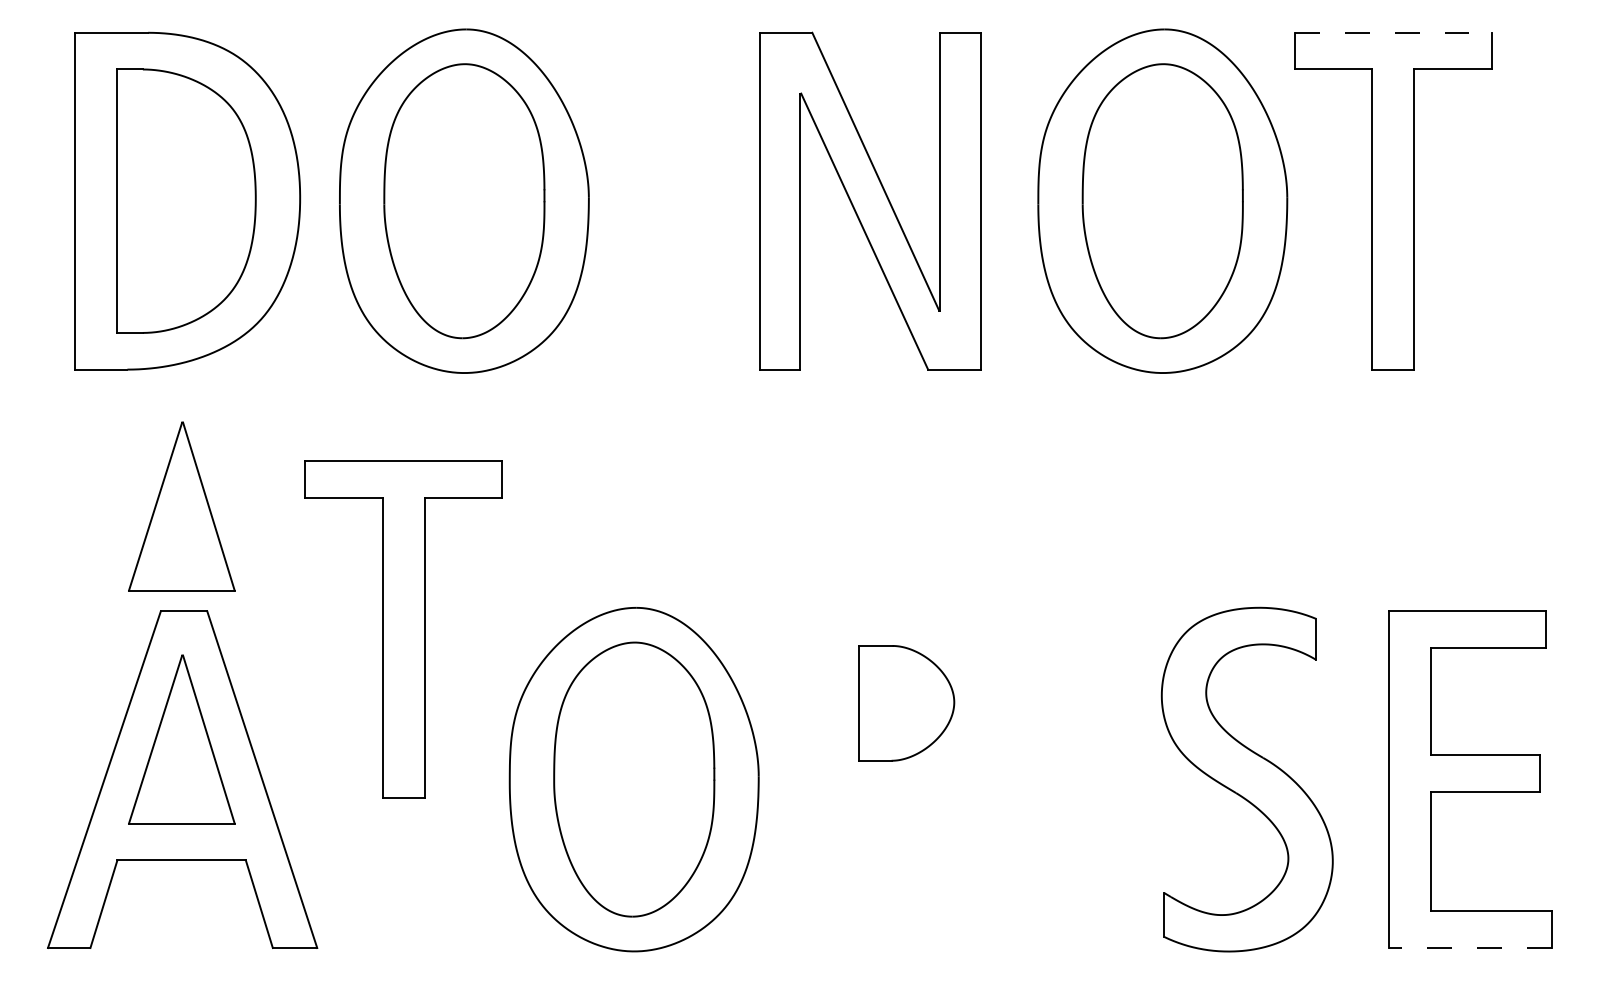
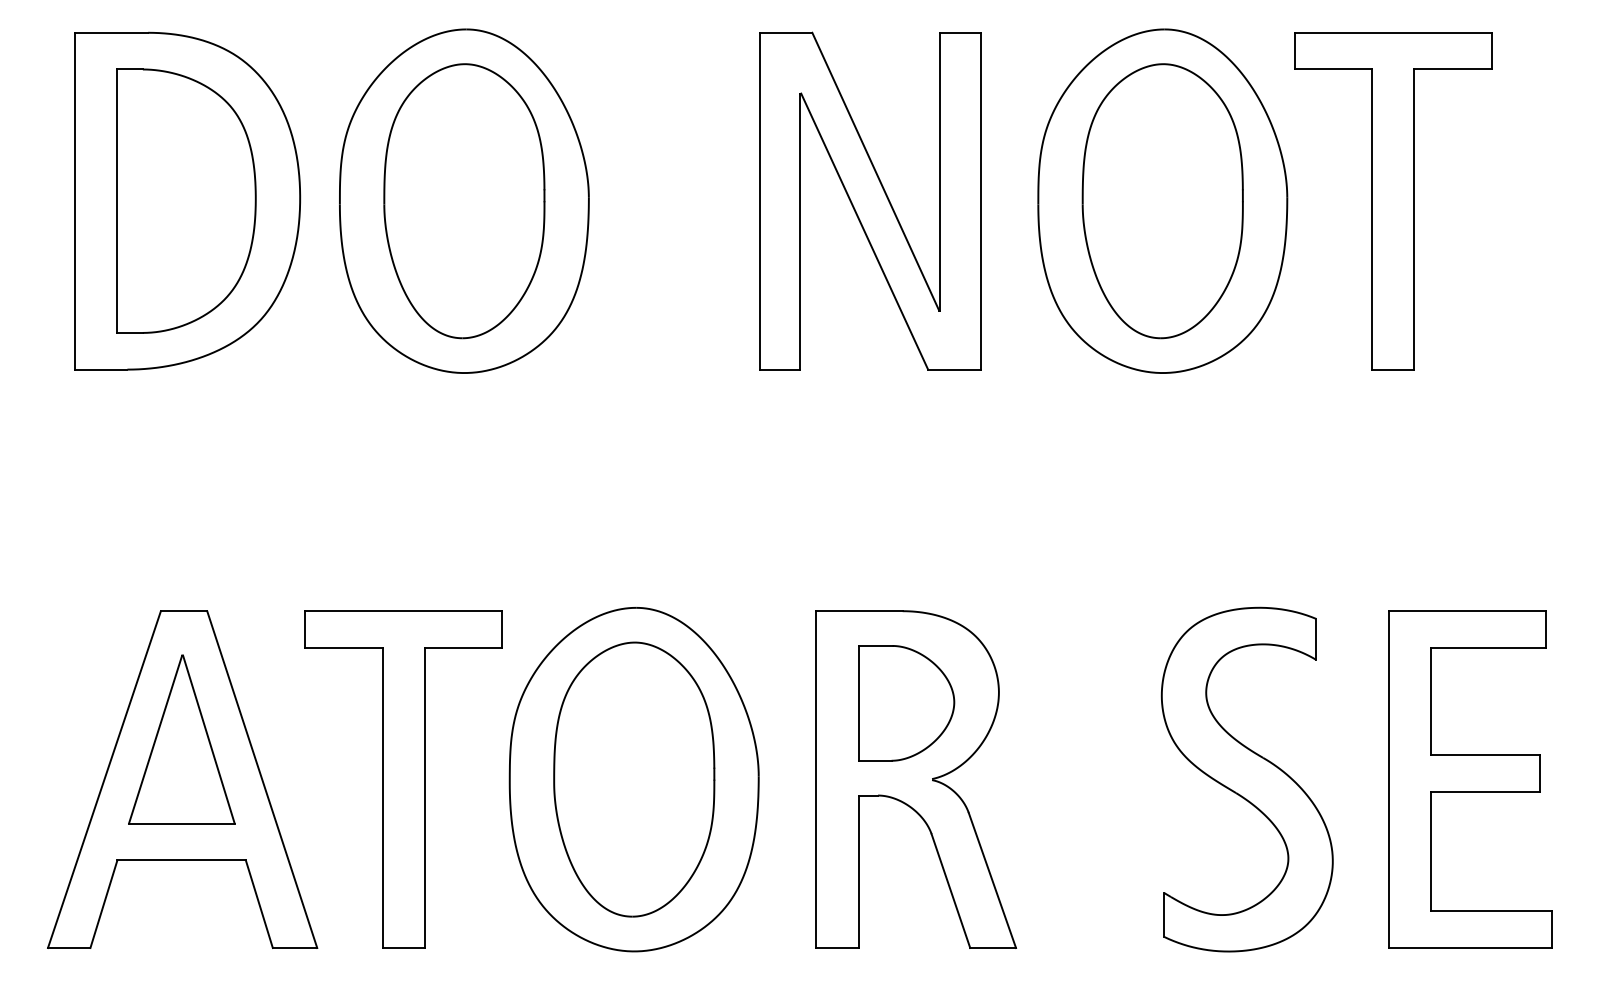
line: dashed -> solid (1393, 32)
part: present -> none (181, 506)
part position: (403, 629) -> (403, 779) (403, 779)
part: none -> present (916, 779)
line: dashed -> solid (1470, 948)
